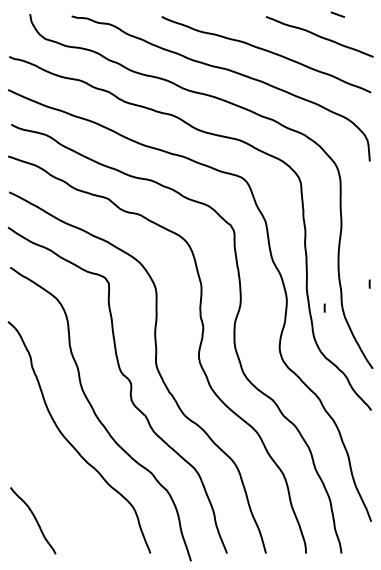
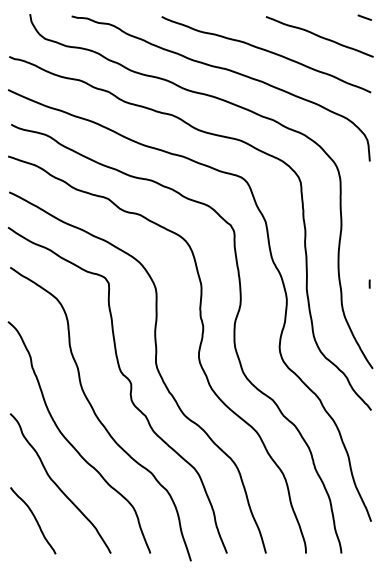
line position: (337, 14) -> (364, 17) (364, 17)
line: present -> none (324, 307)
curve: none -> present (58, 485)
